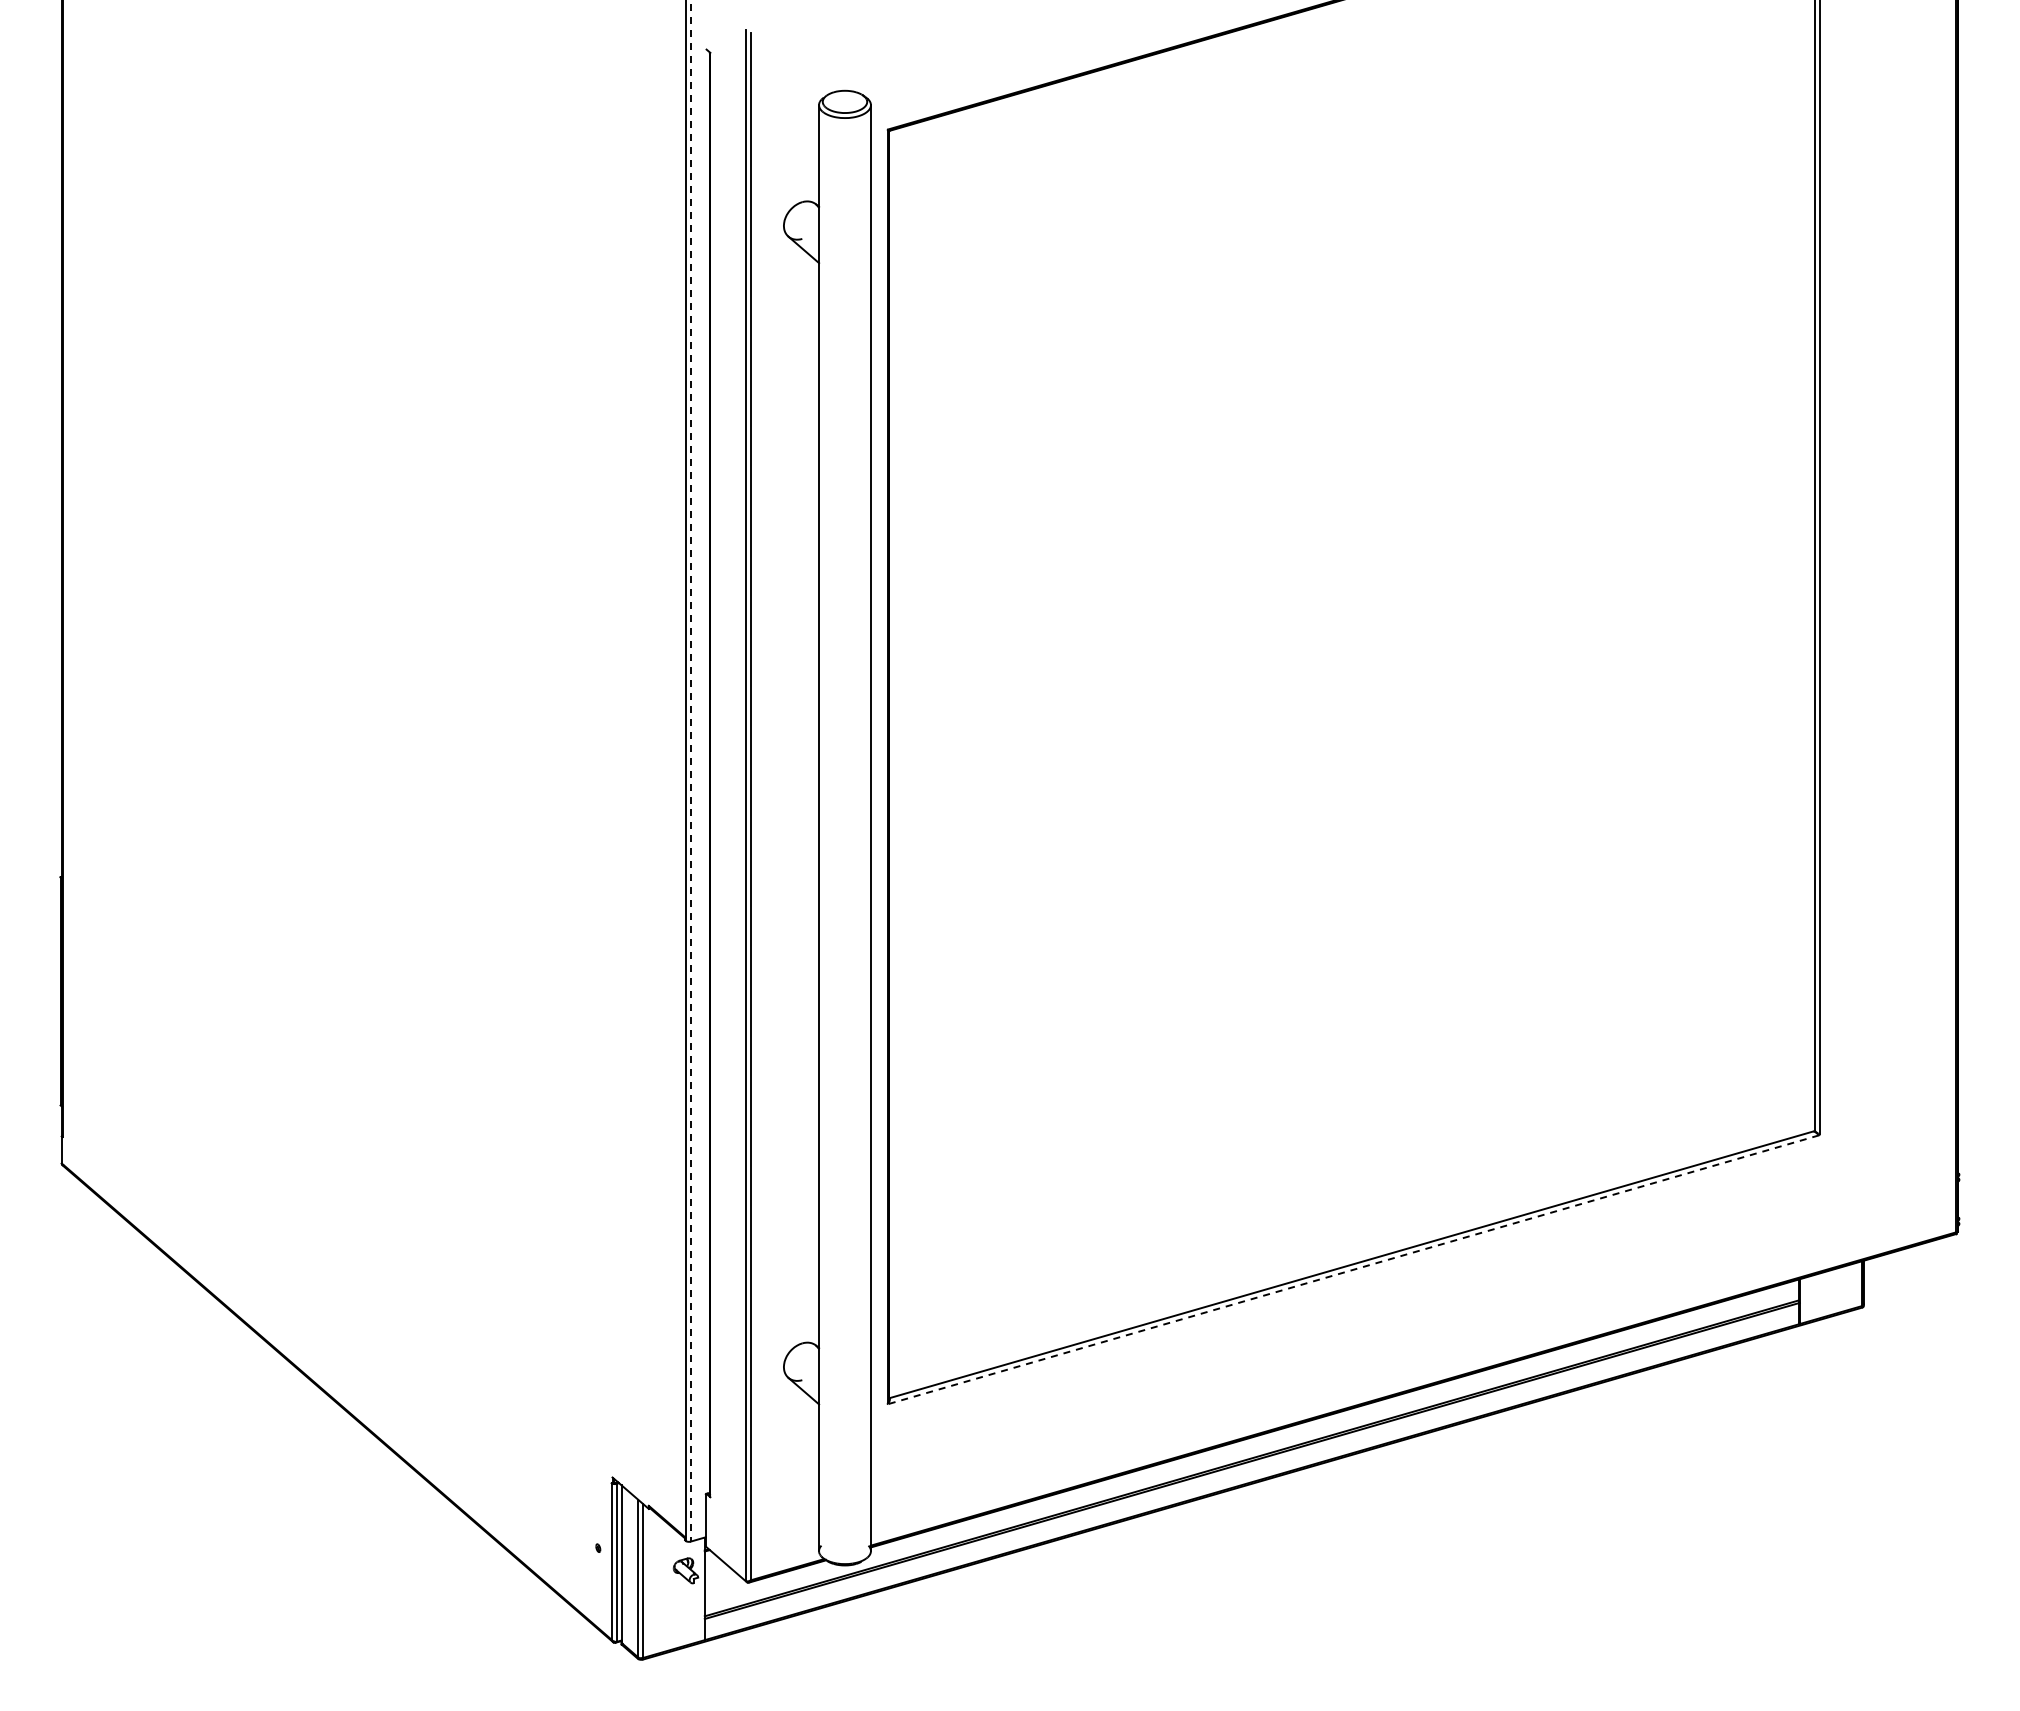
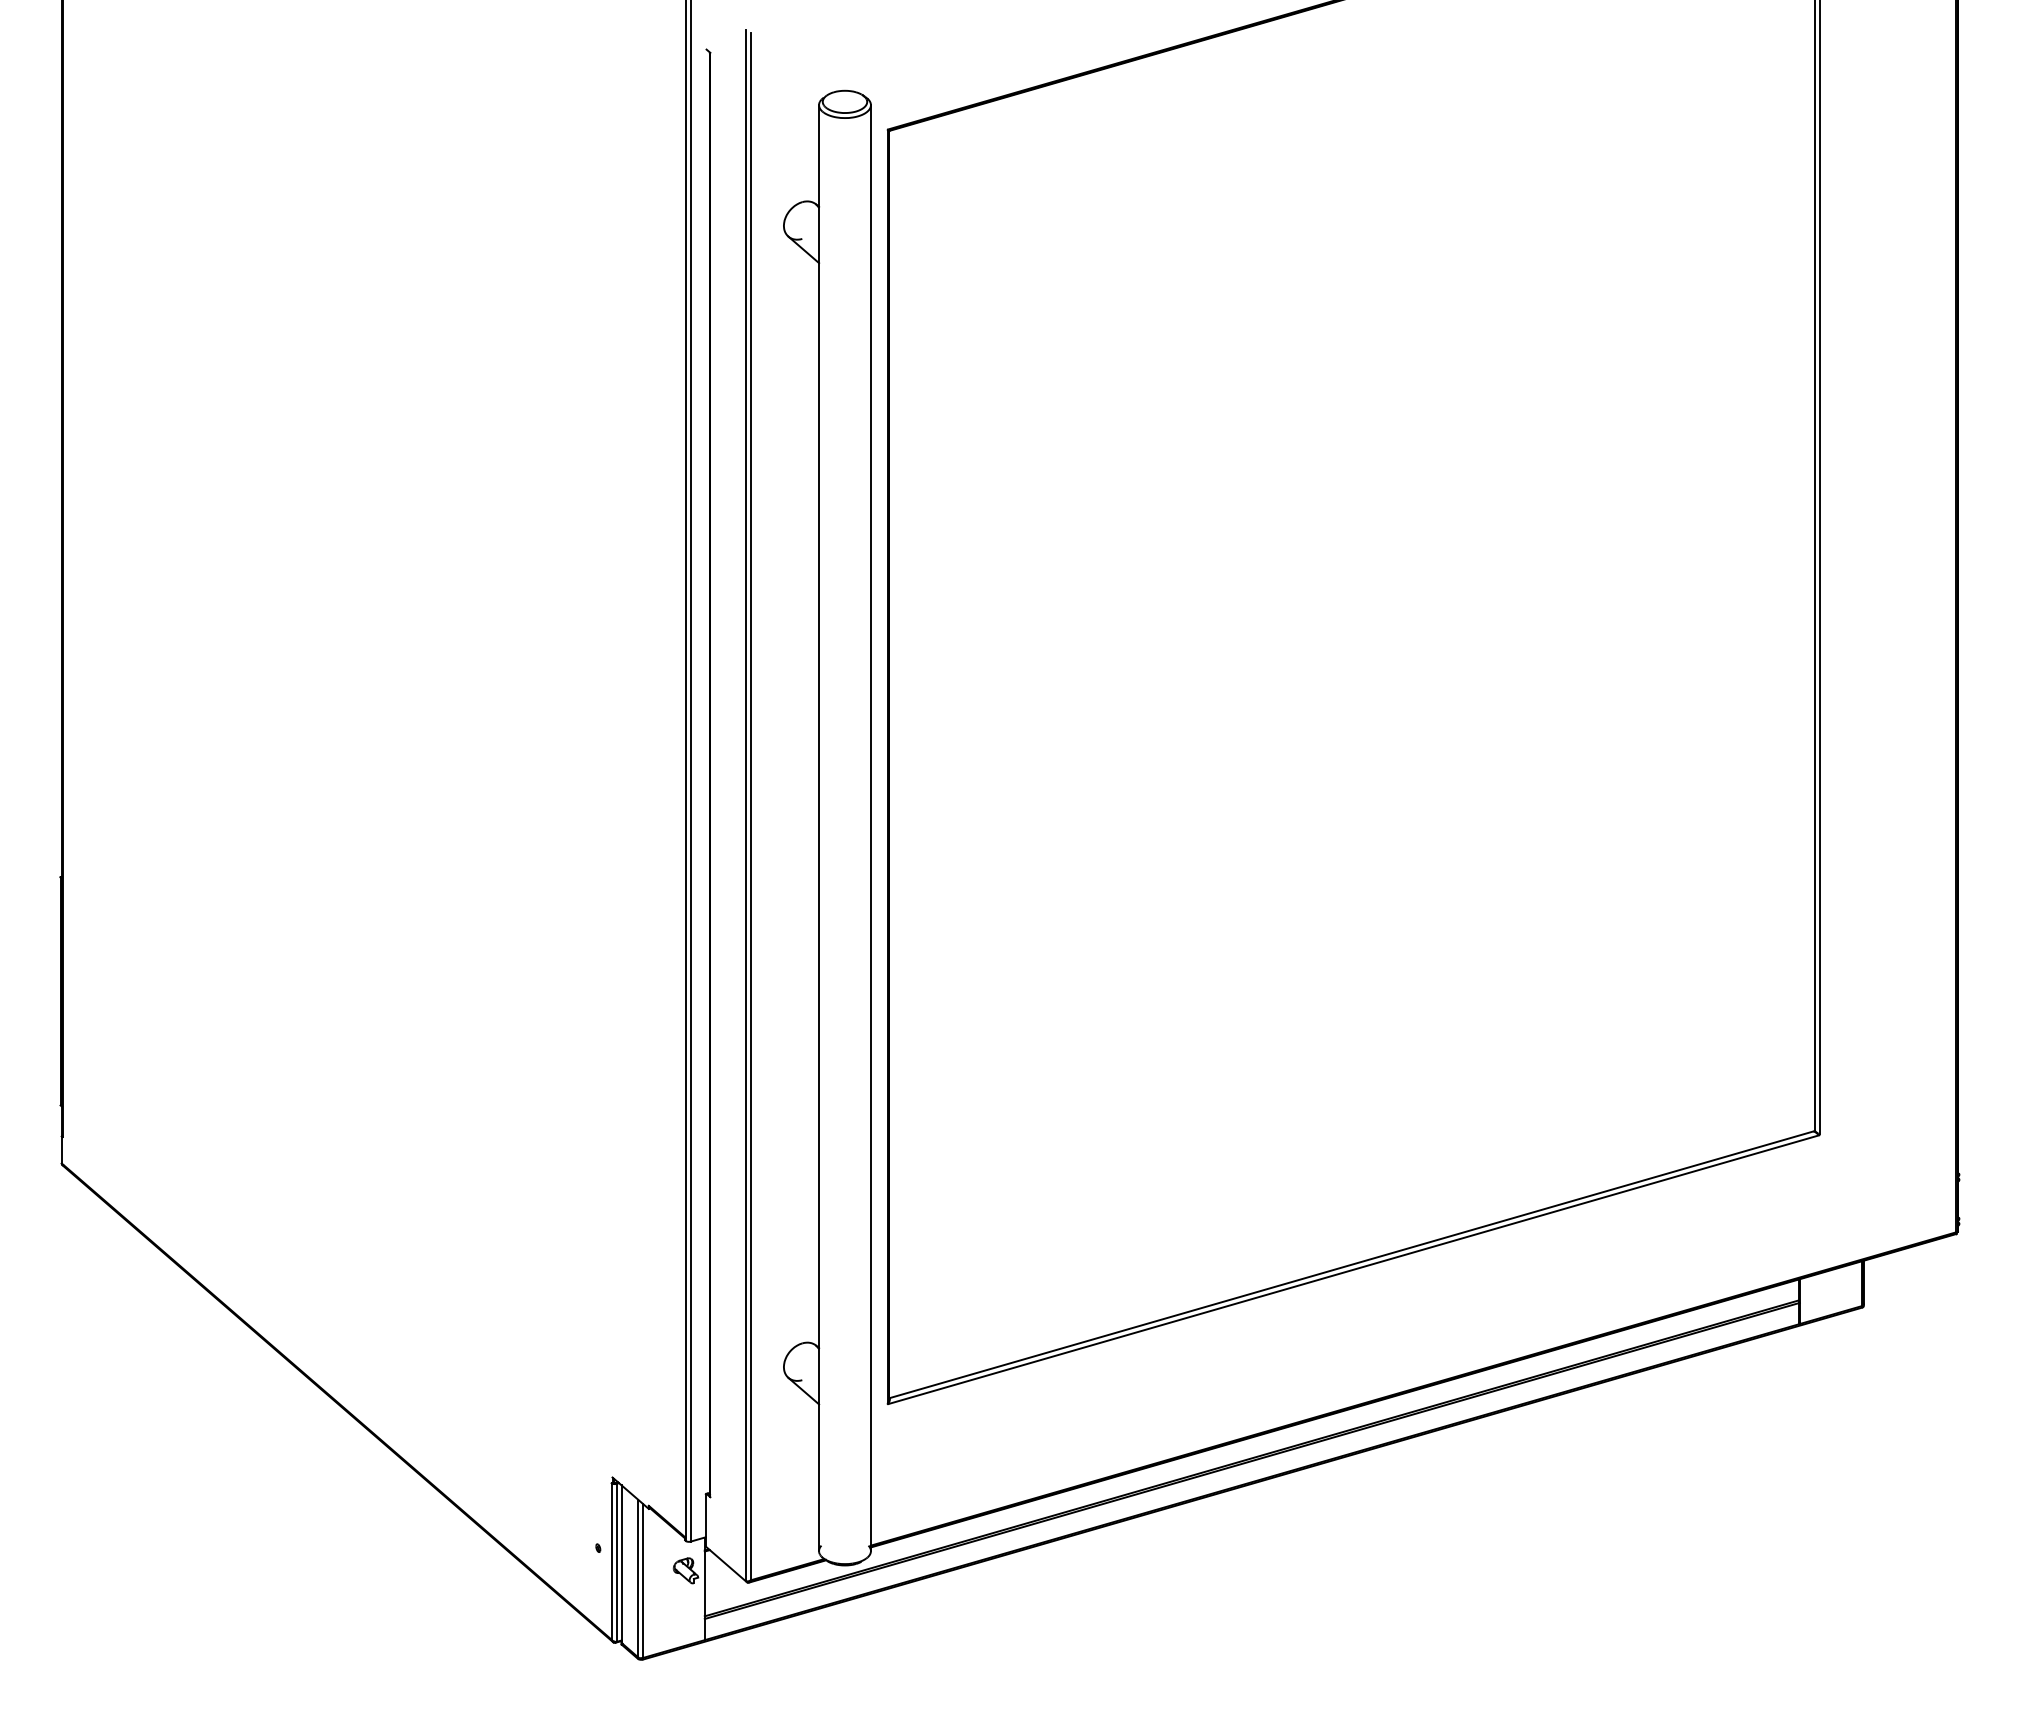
line: dashed -> solid (690, 770)
line: dashed -> solid (1353, 1269)
